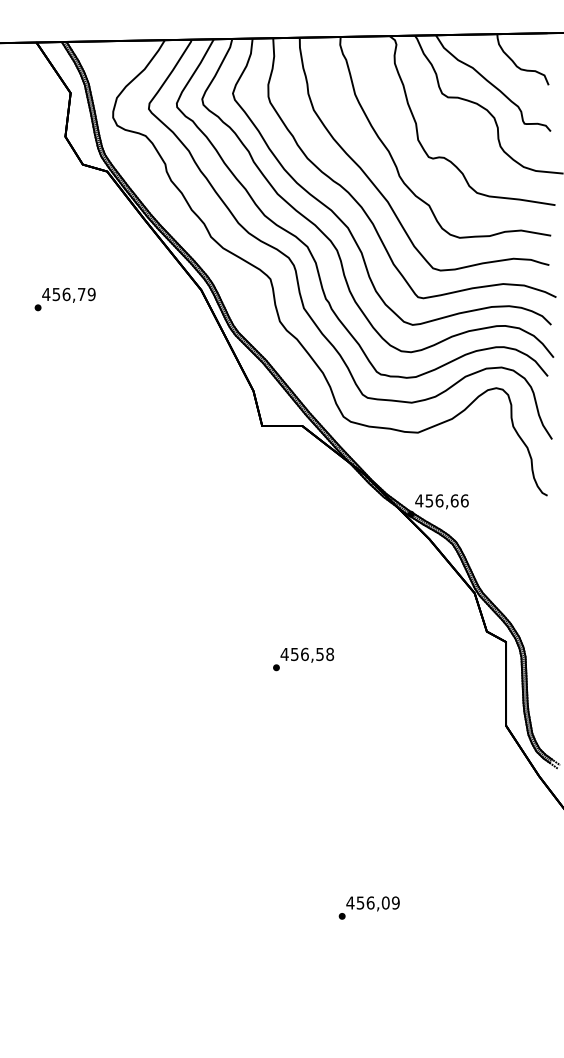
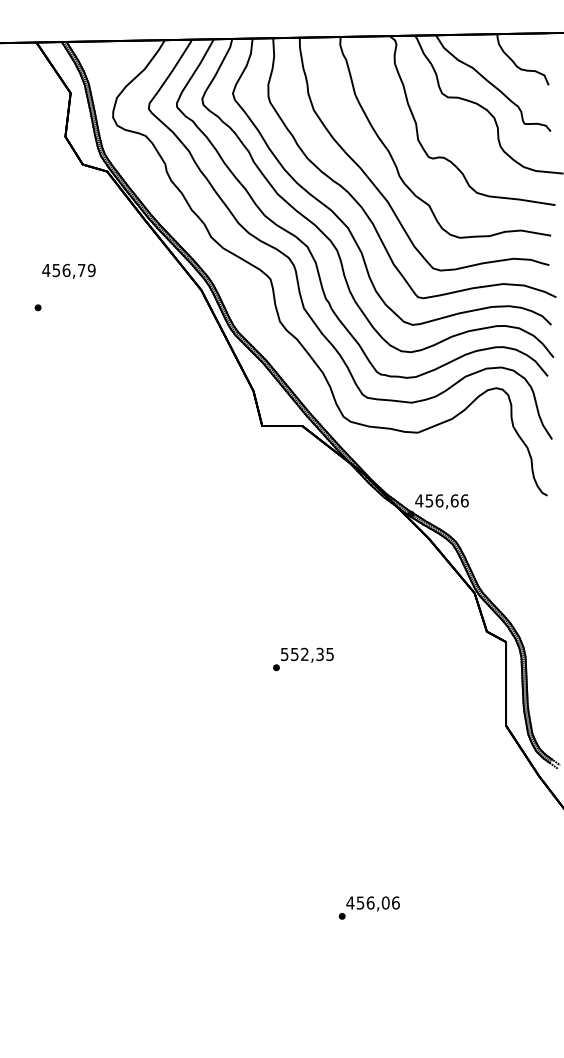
text position: (68, 294) -> (68, 270) (68, 270)
text: 456,58 -> 552,35 (307, 654)
text: 456,09 -> 456,06 (395, 902)
